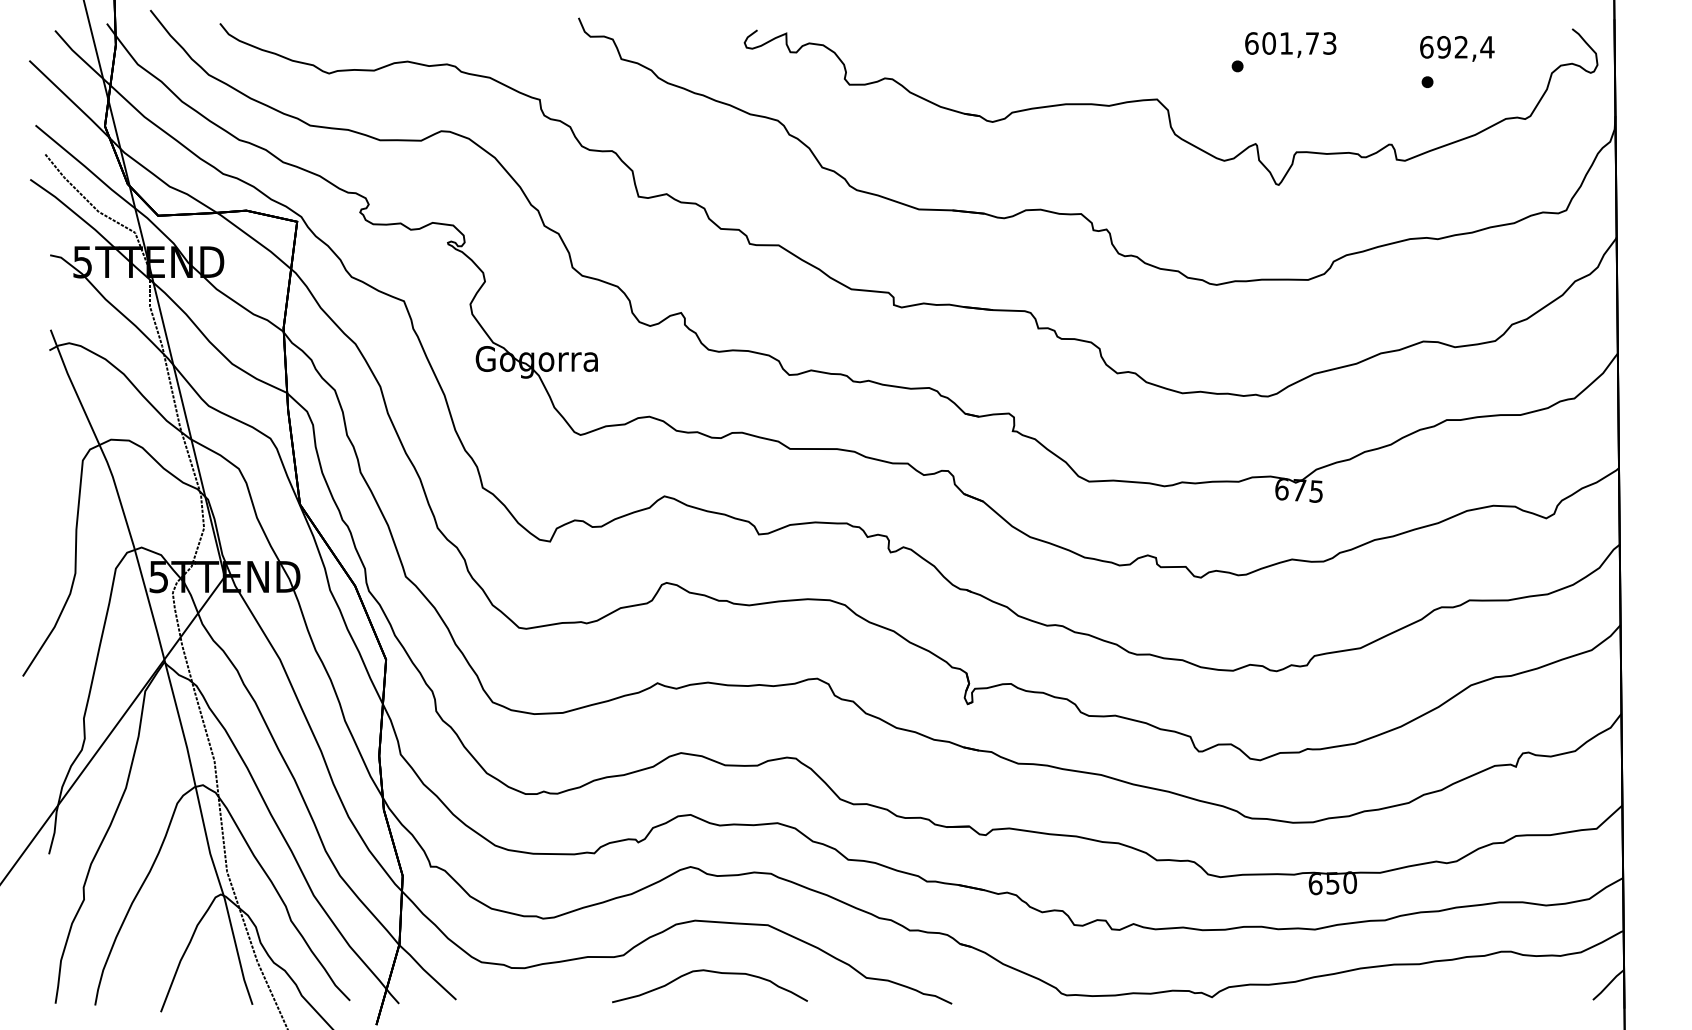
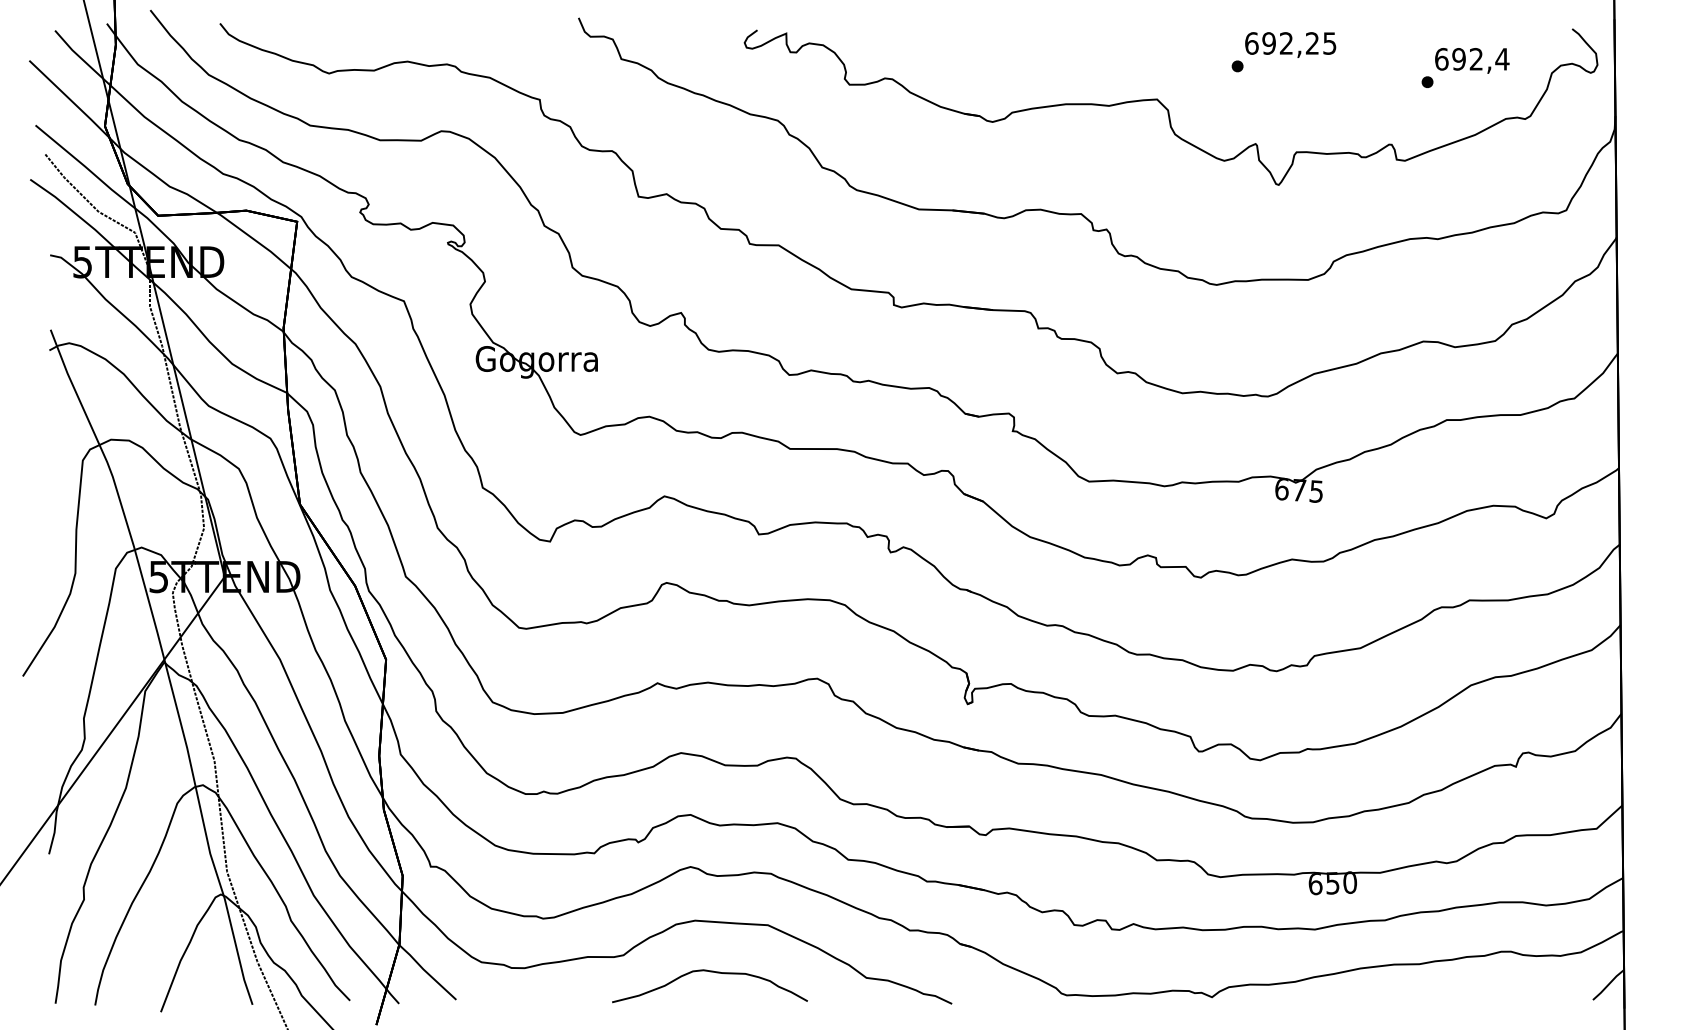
text: 601,73 -> 692,25 (1299, 43)
text position: (1457, 48) -> (1472, 60) (1472, 60)
